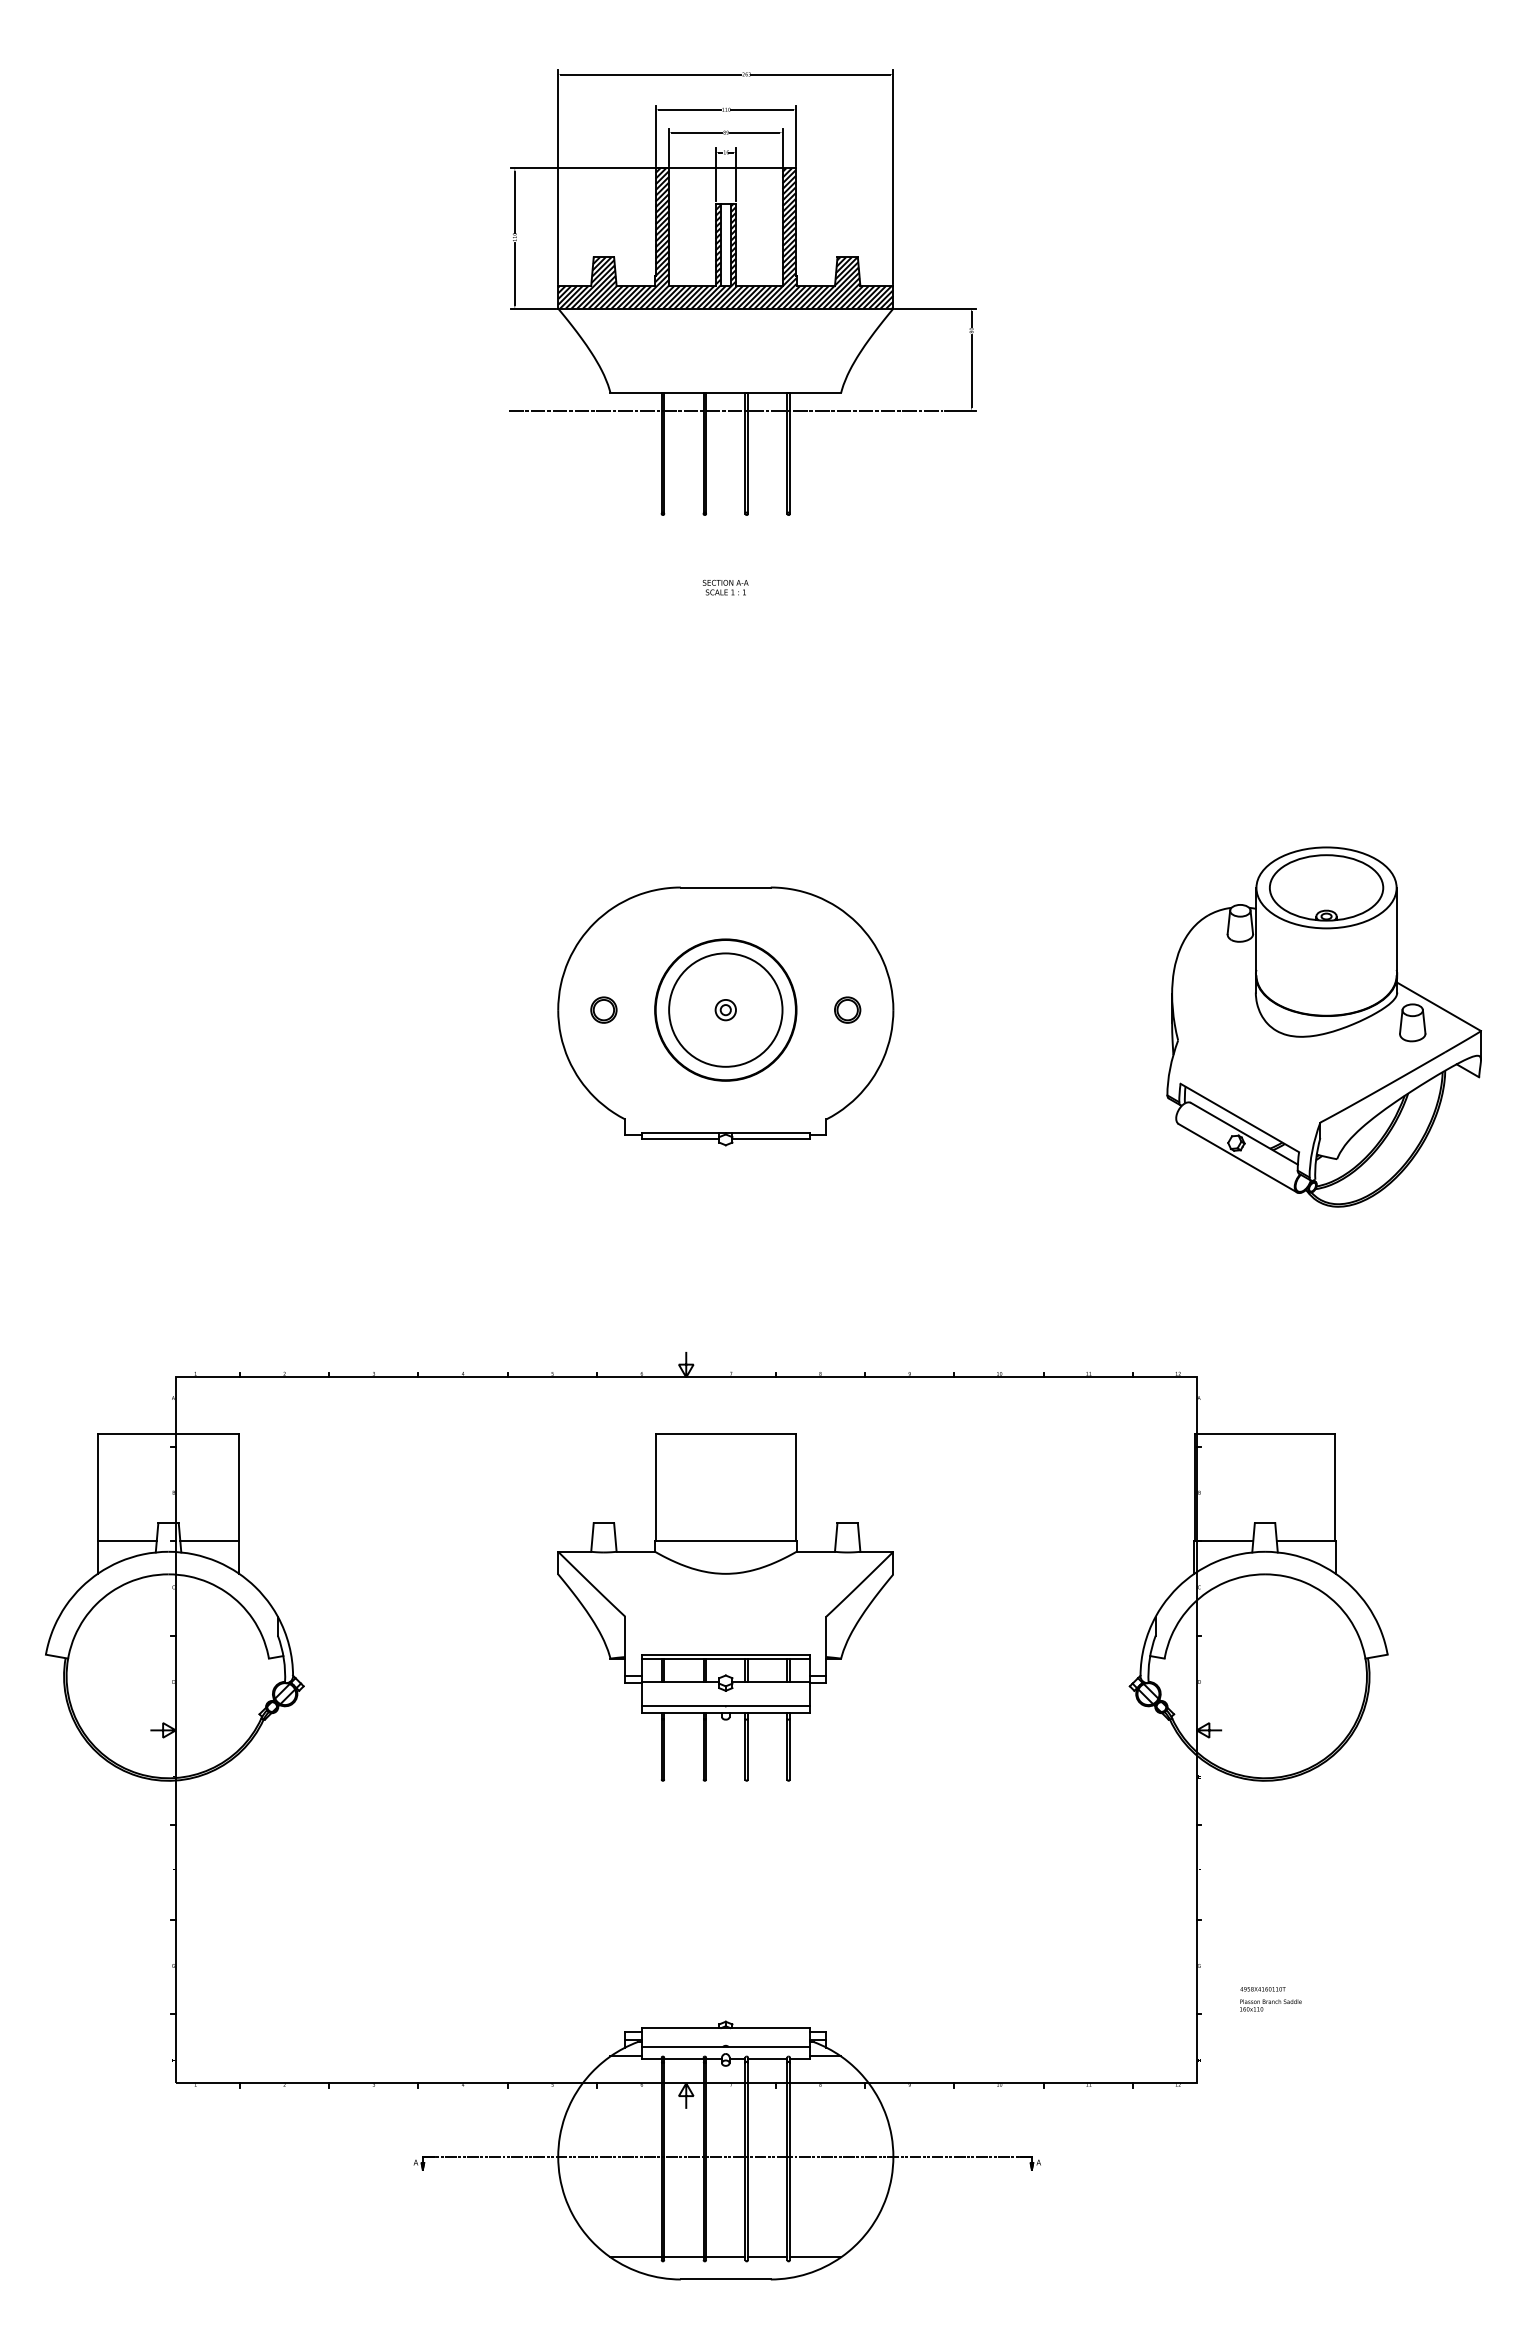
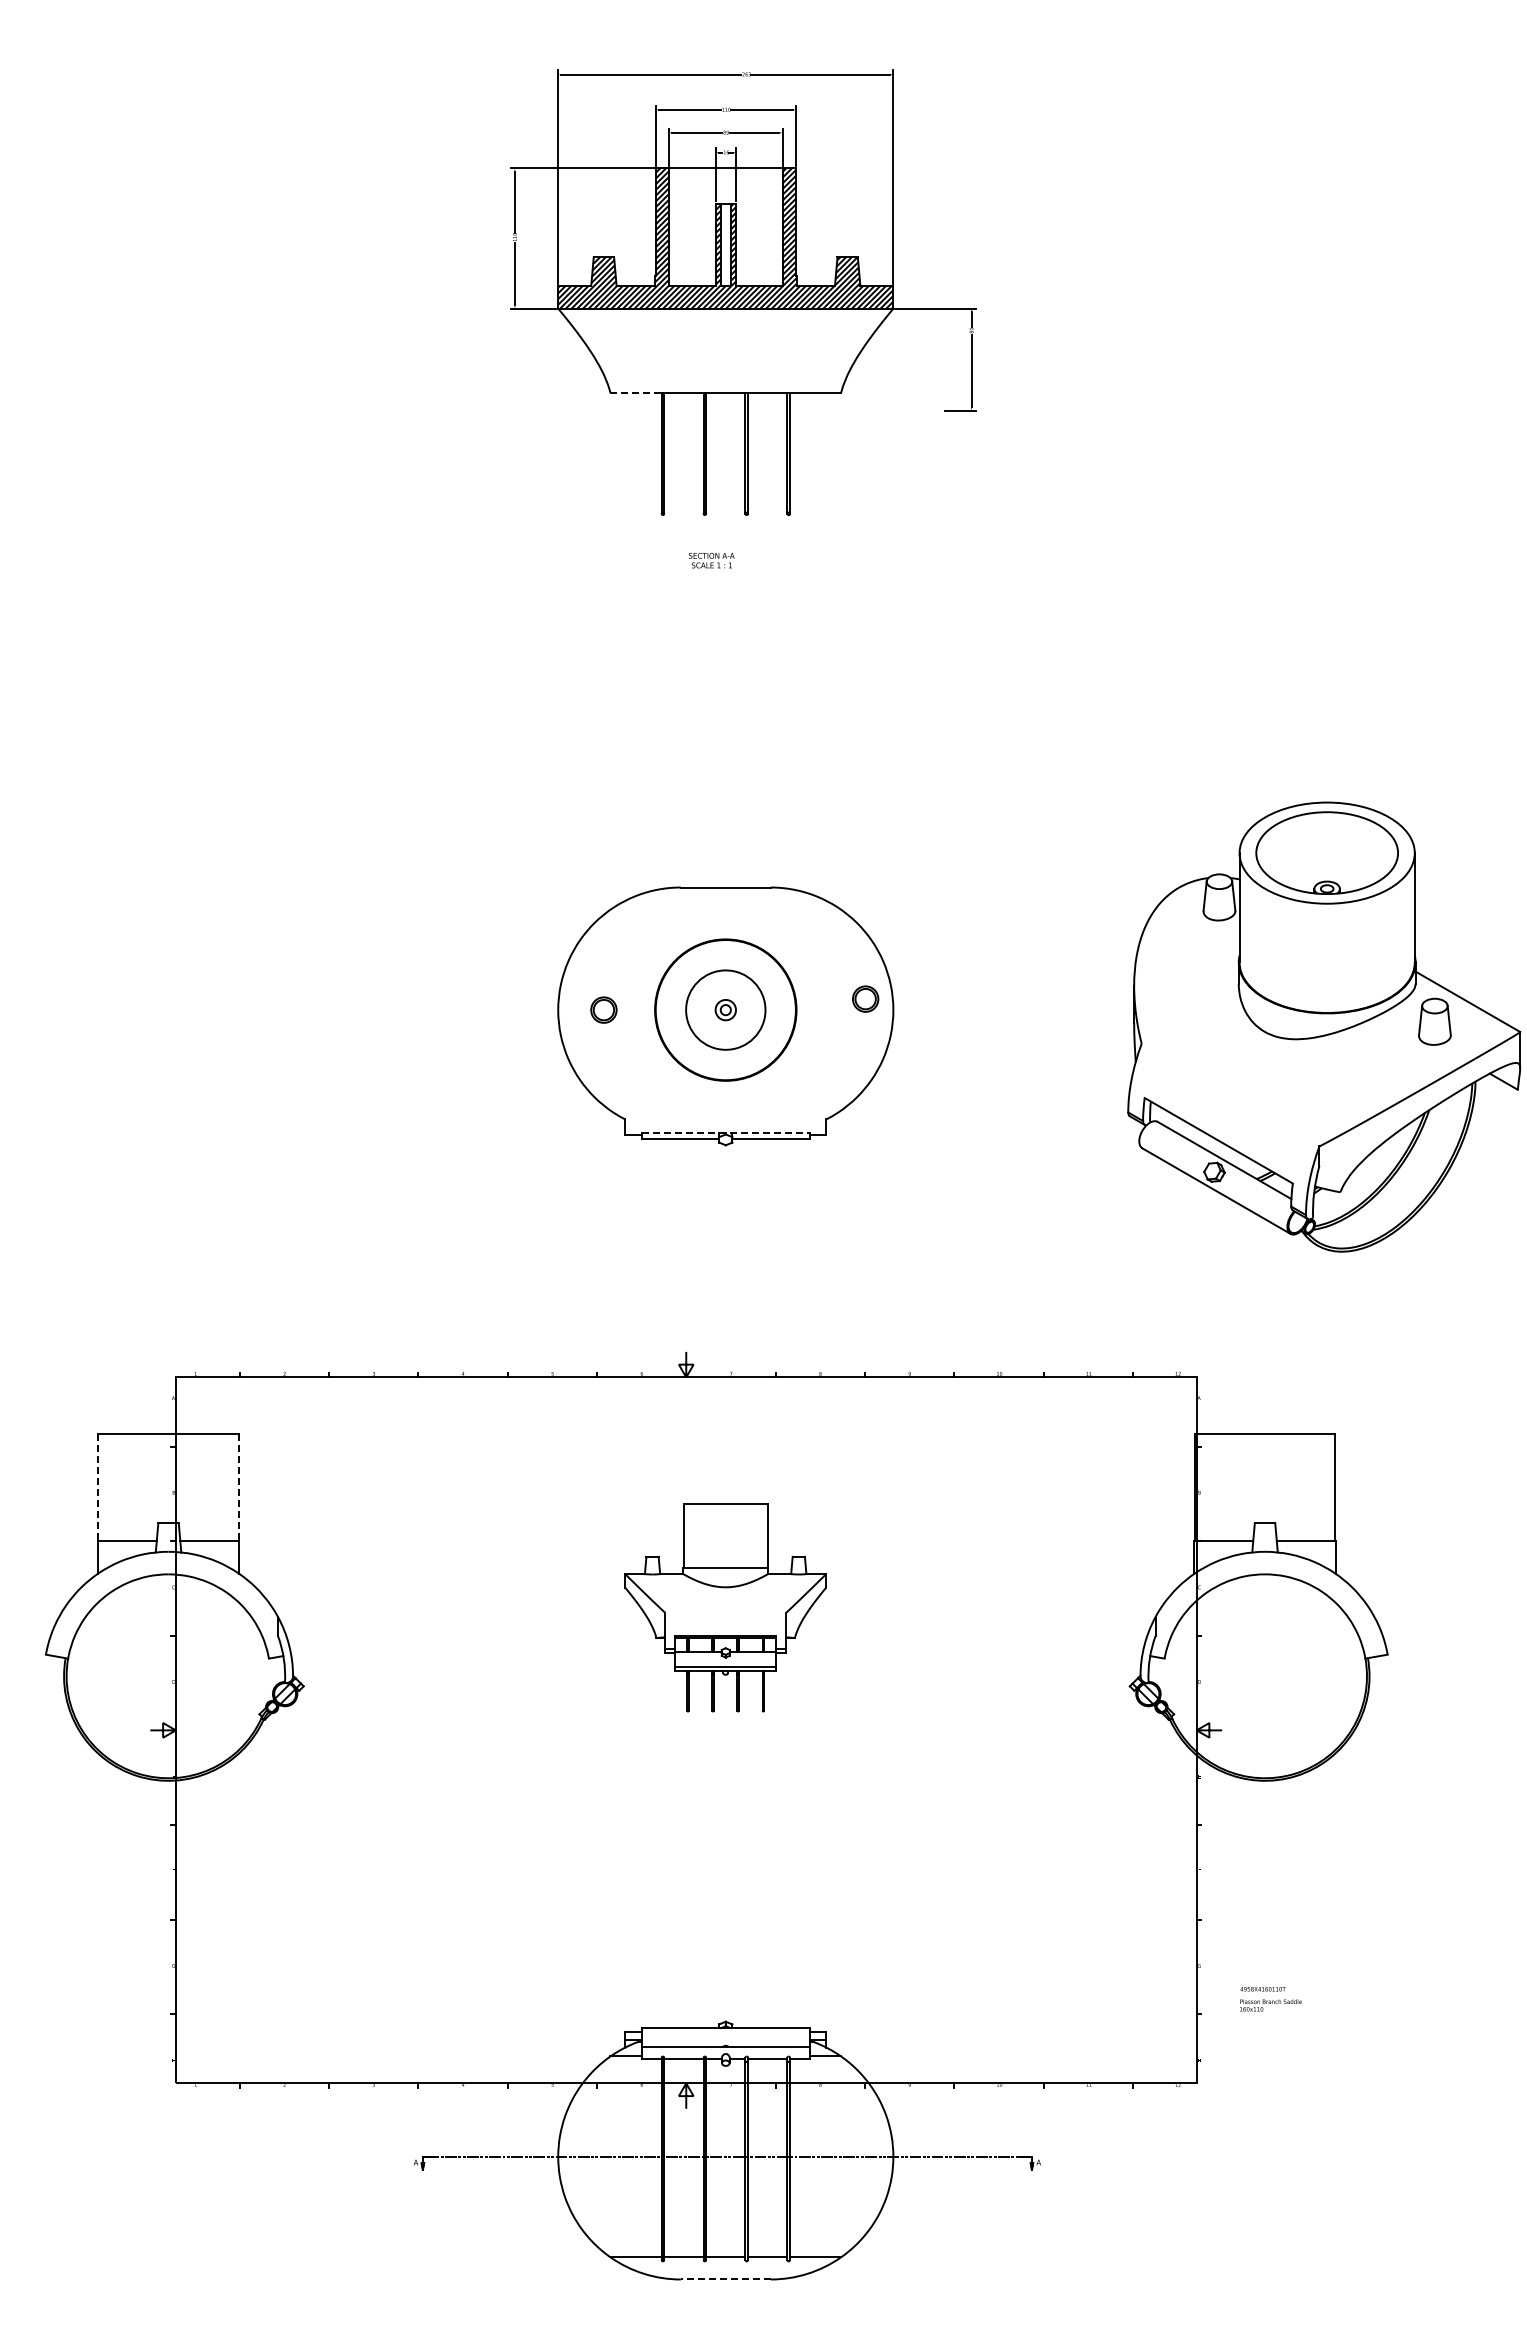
line: solid -> dashed (637, 392)
line: present -> none (725, 410)
text position: (725, 587) -> (711, 560) (711, 560)
circle diameter: 113 px -> 79 px (725, 1009)
part position: (847, 1009) -> (865, 998) (865, 998)
part size: 316x362 px -> 395x452 px (1324, 1026)
line: solid -> dashed (725, 1132)
line: solid -> dashed (98, 1487)
line: solid -> dashed (238, 1487)
part size: 337x349 px -> 203x210 px (725, 1607)
line: solid -> dashed (725, 2279)
